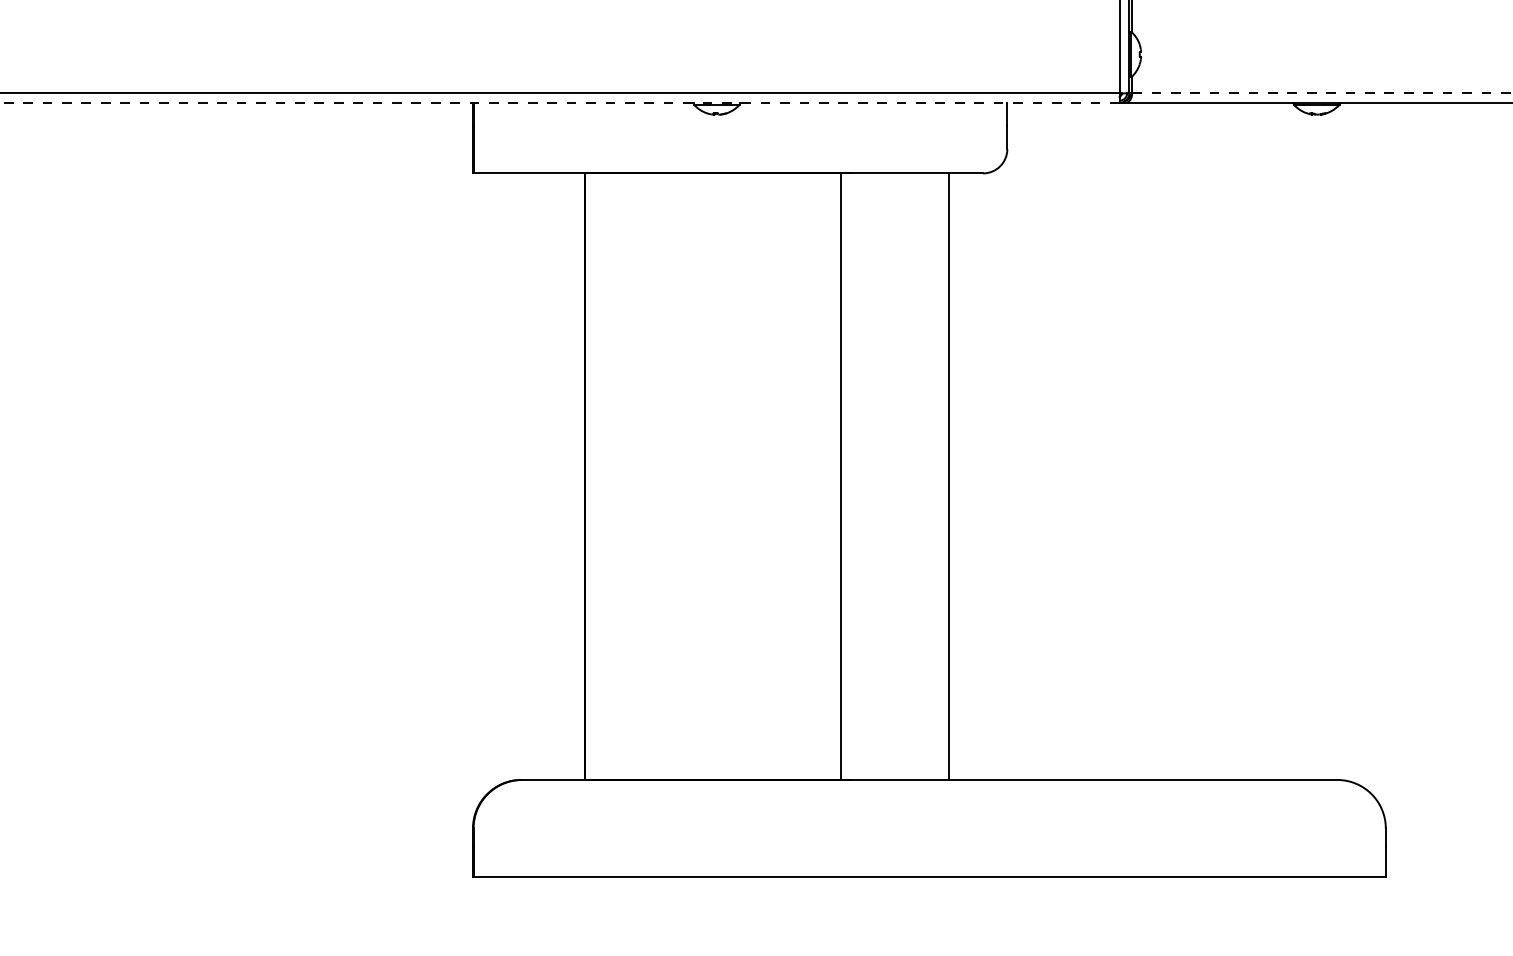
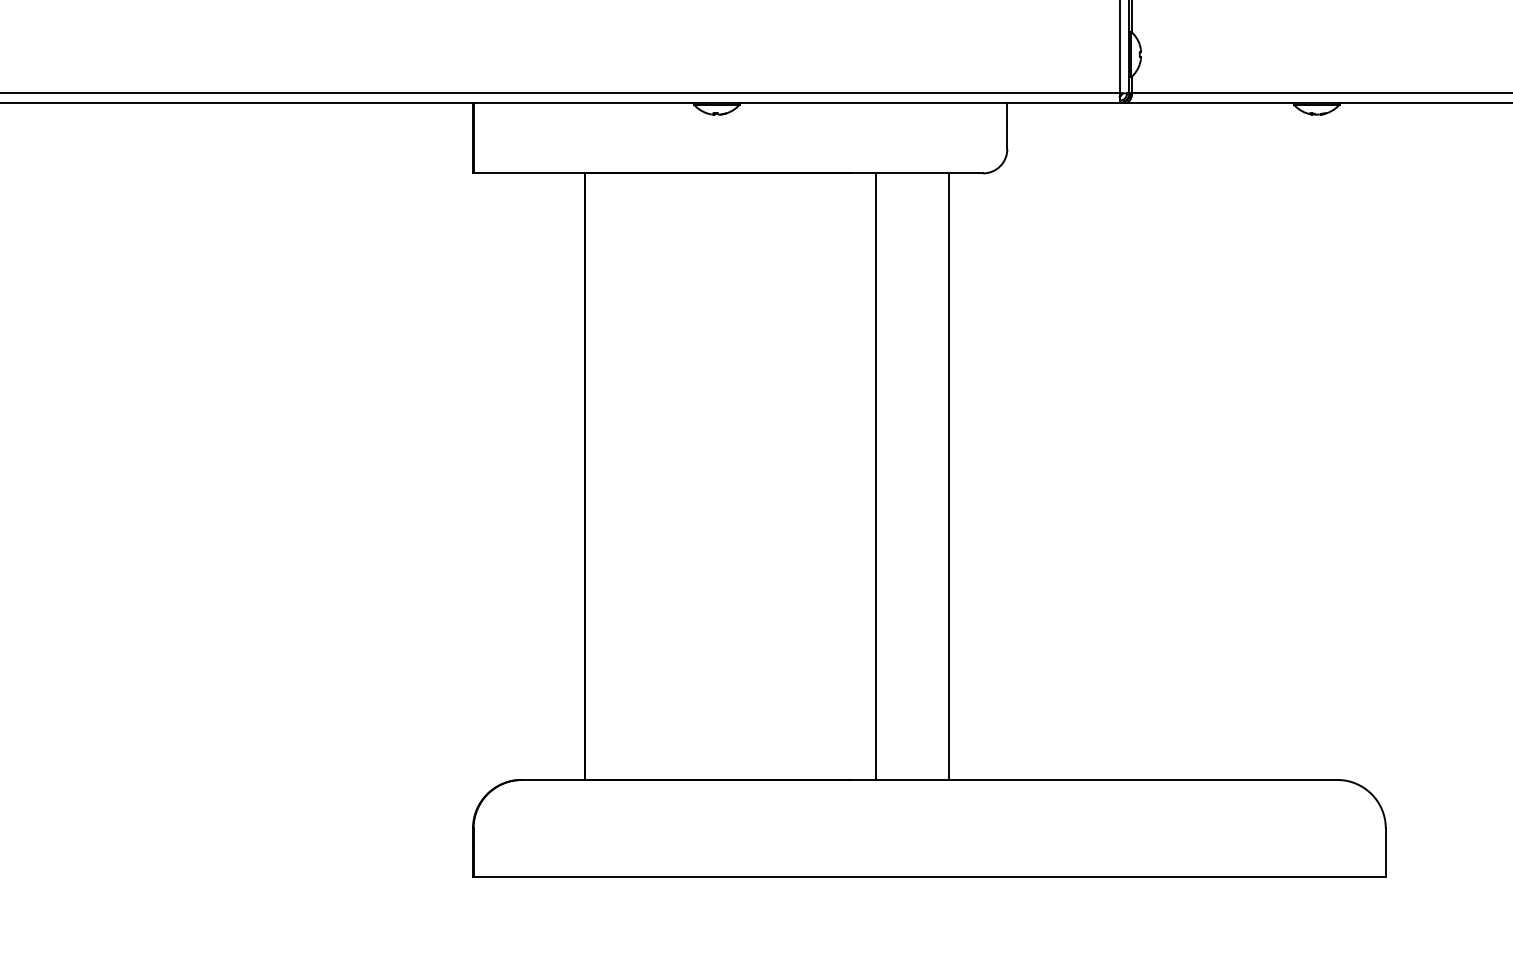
line: dashed -> solid (1322, 93)
line: dashed -> solid (560, 102)
line position: (841, 476) -> (876, 476) (876, 476)
